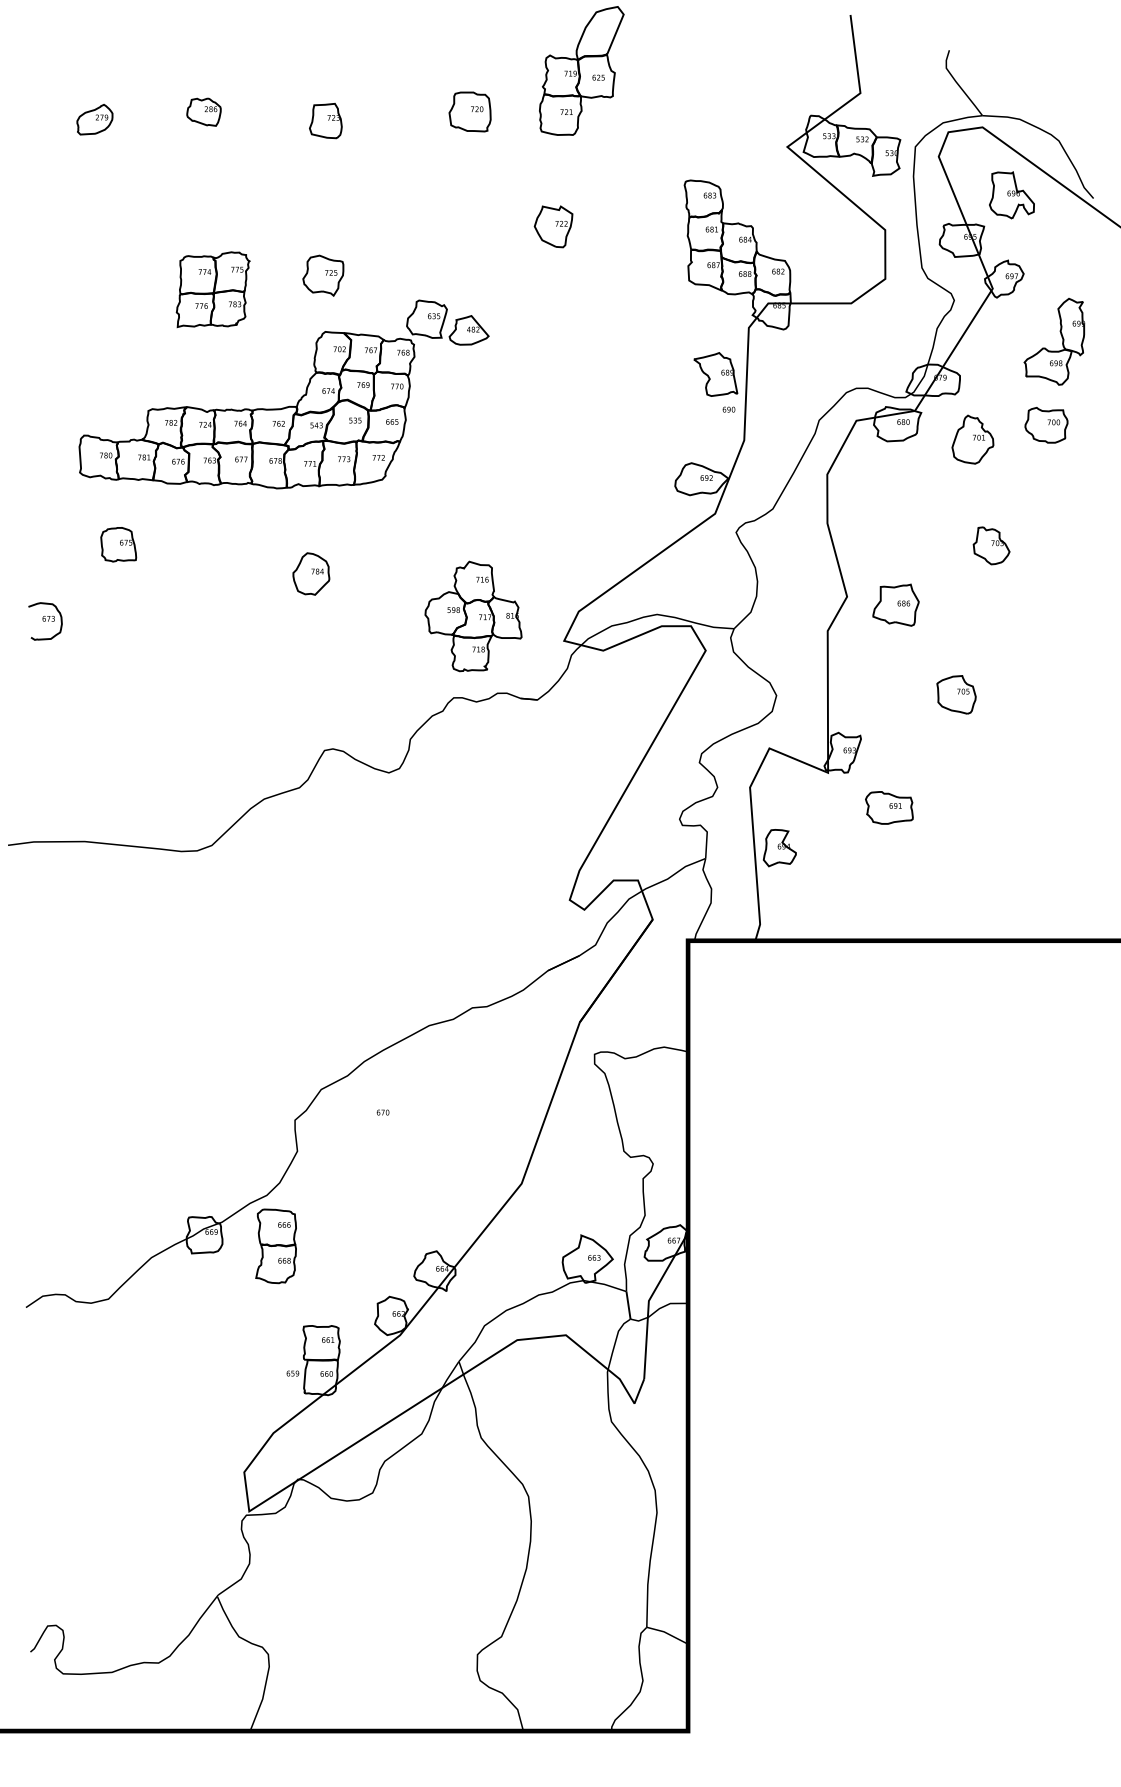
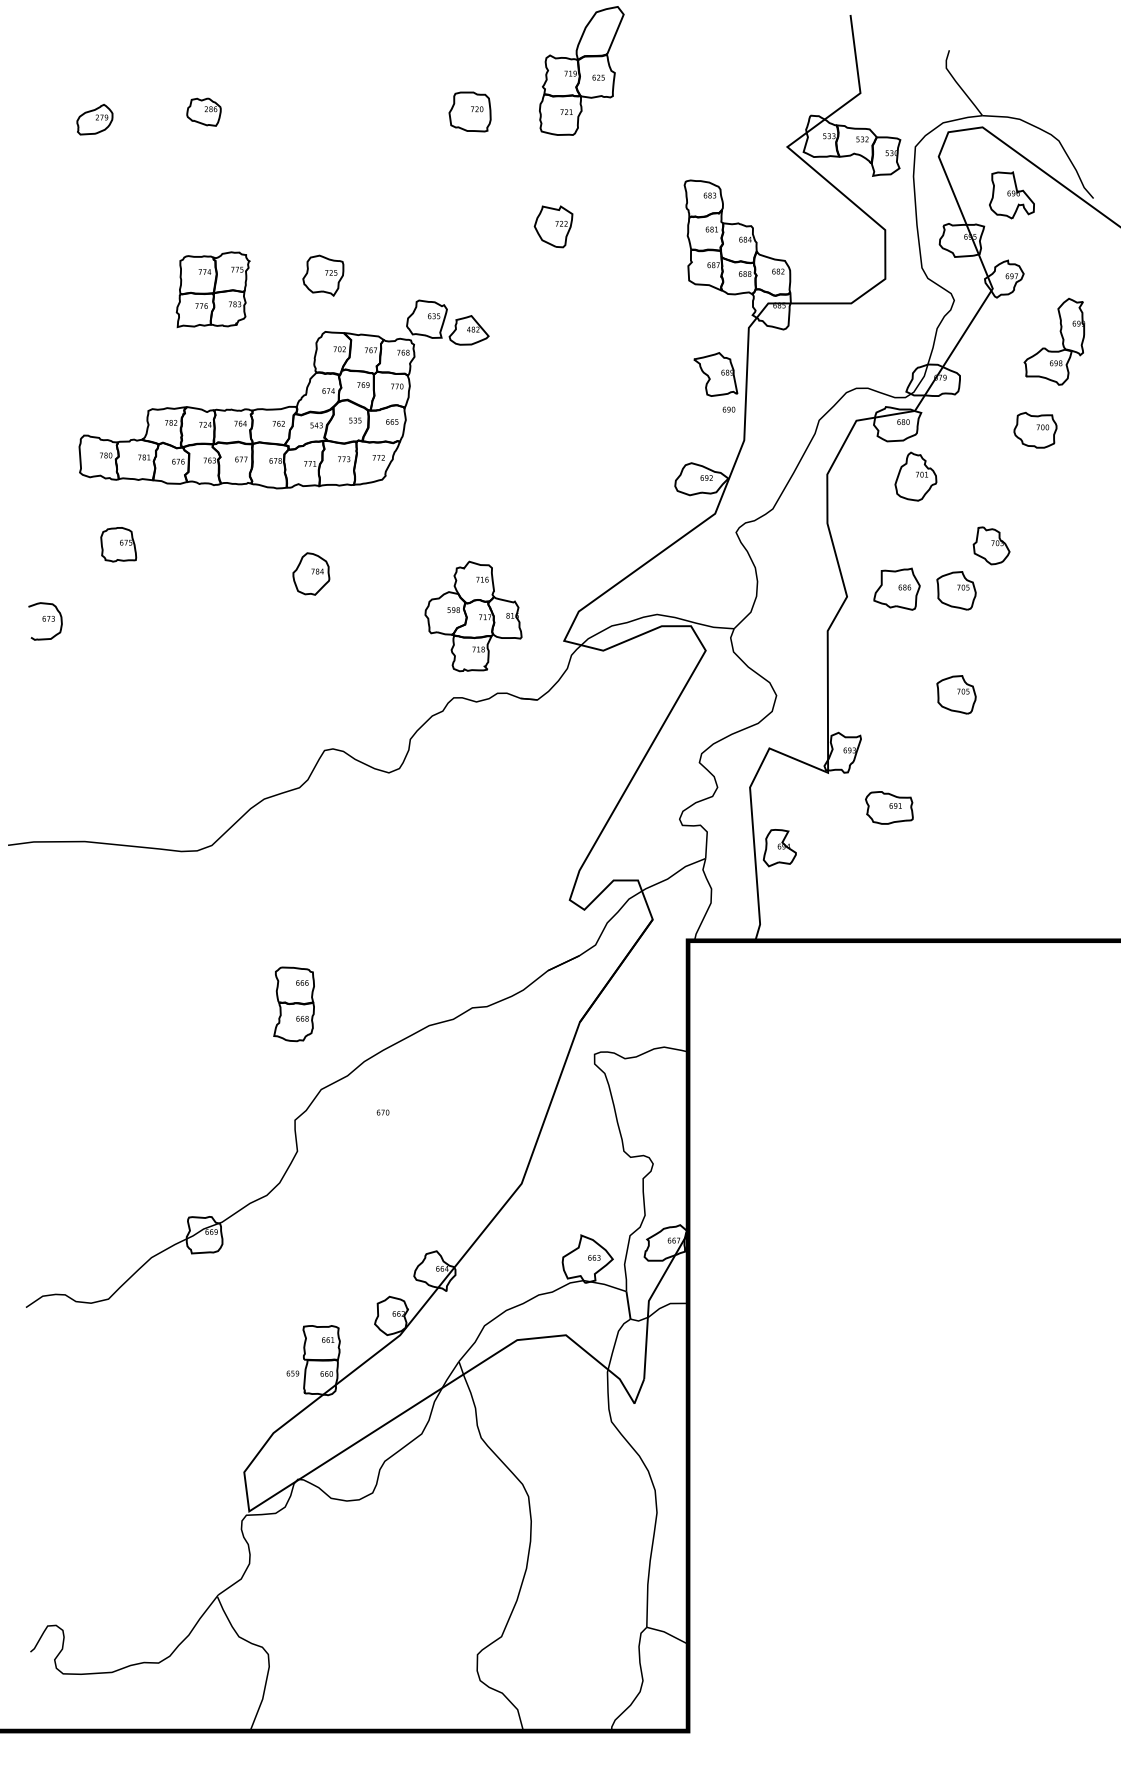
part: present -> none (325, 121)
part position: (1046, 424) -> (1035, 429) (1035, 429)
part position: (972, 439) -> (915, 476) (915, 476)
part: none -> present (956, 590)
part position: (895, 604) -> (896, 588) (896, 588)
part position: (275, 1246) -> (293, 1004) (293, 1004)
